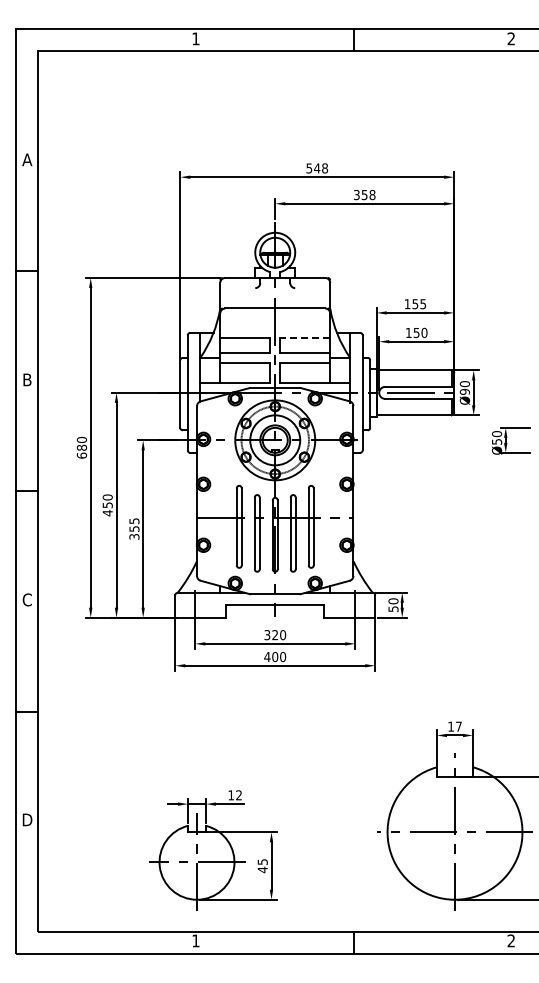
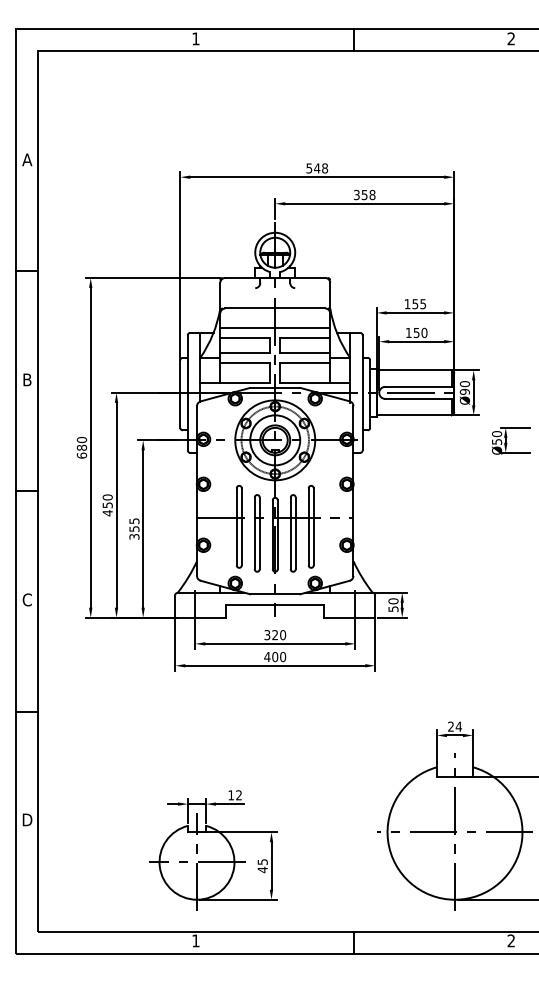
line: none -> present (275, 328)
line: dashed -> solid (305, 338)
text: 17 -> 24 (455, 726)
